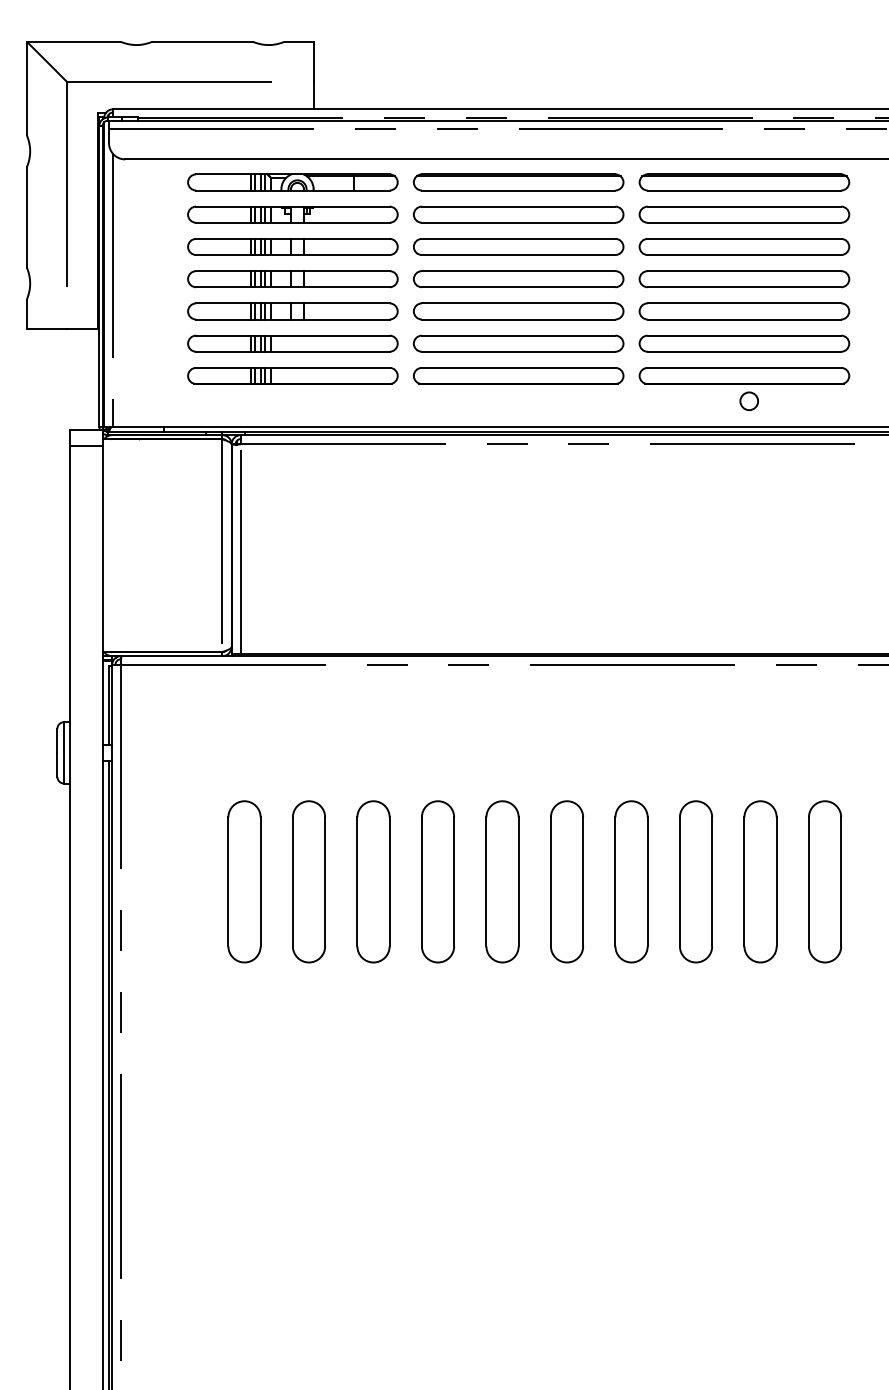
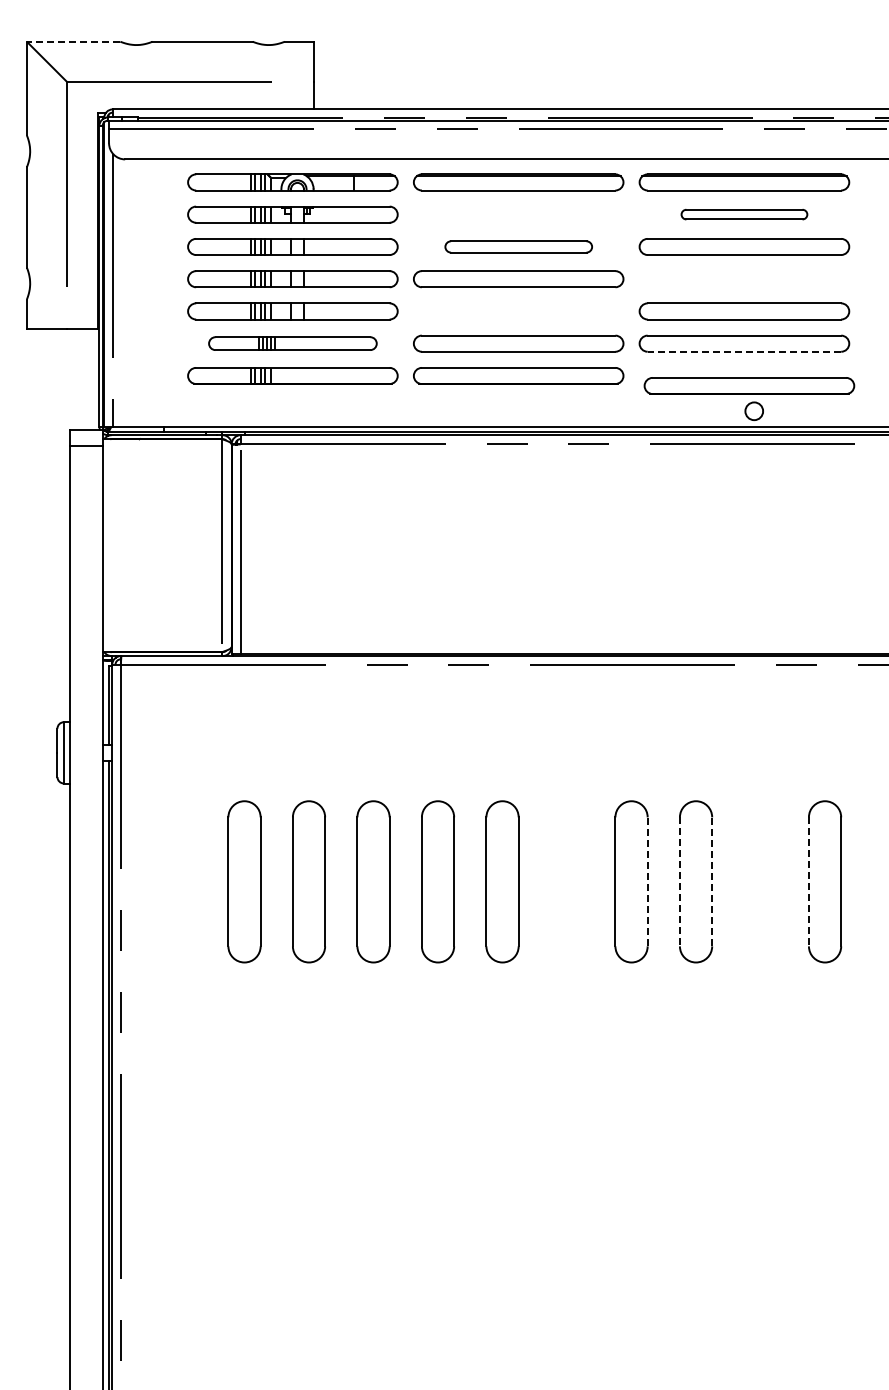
line: solid -> dashed (73, 41)
part: present -> none (518, 214)
part size: 213x19 px -> 129x12 px (744, 214)
part size: 212x18 px -> 149x14 px (518, 246)
part: present -> none (744, 279)
part: present -> none (518, 311)
part size: 212x19 px -> 170x15 px (292, 343)
line: solid -> dashed (744, 351)
part position: (744, 388) -> (749, 398) (749, 398)
part: present -> none (566, 881)
line: solid -> dashed (647, 881)
line: solid -> dashed (679, 881)
line: solid -> dashed (712, 881)
part: present -> none (760, 881)
line: solid -> dashed (808, 881)
